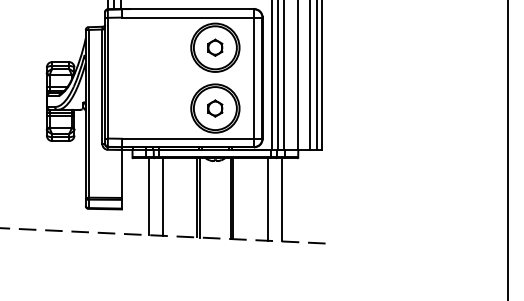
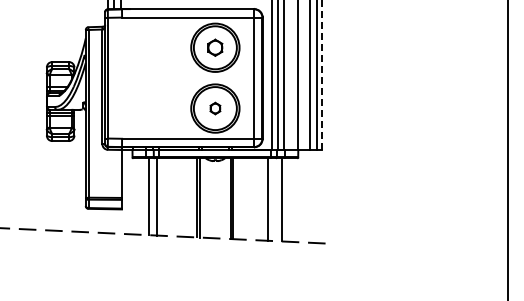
line: solid -> dashed (322, 75)
part size: 17x19 px -> 13x15 px (215, 108)
line position: (162, 196) -> (156, 196) (156, 196)
